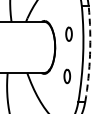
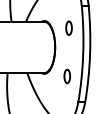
part position: (68, 33) -> (68, 27) (68, 27)
arc: dashed -> solid (90, 54)
